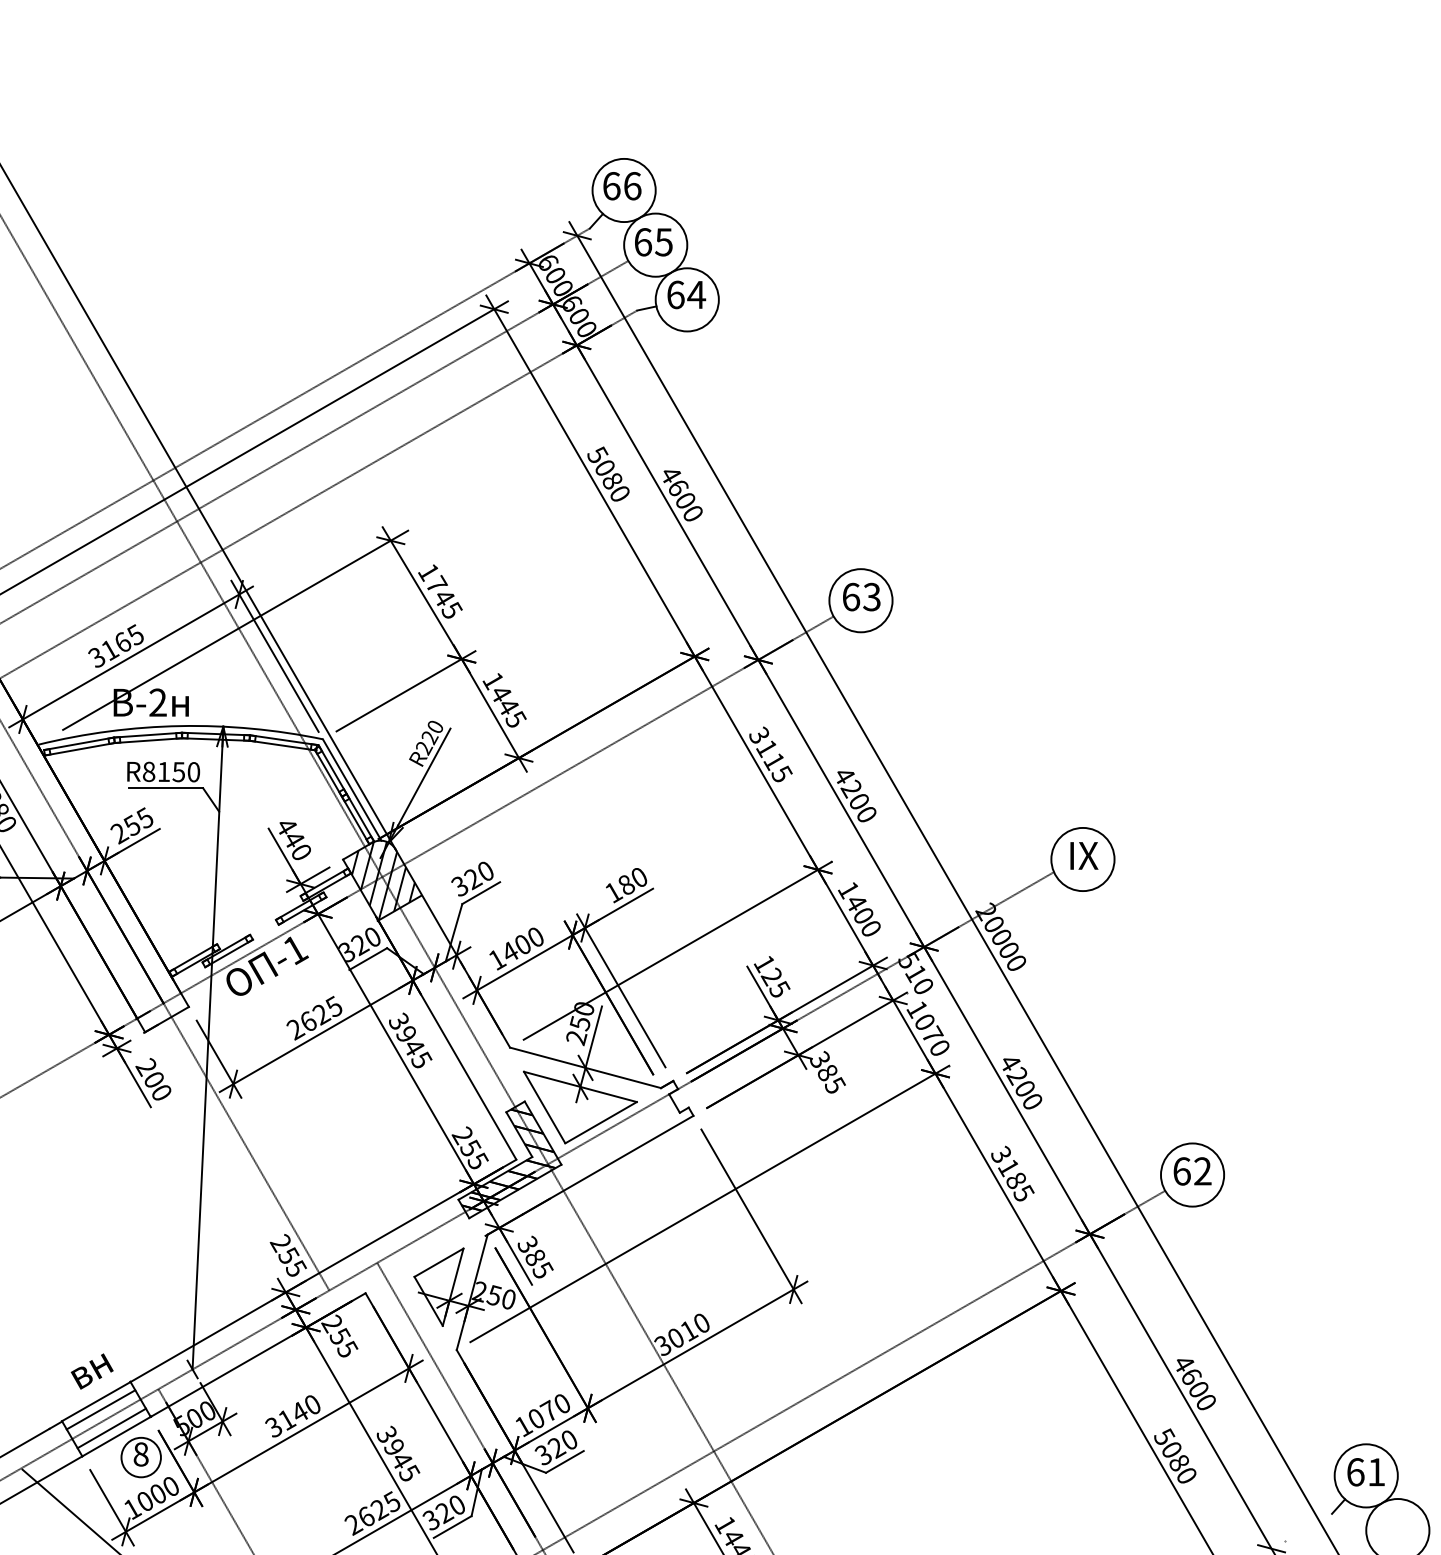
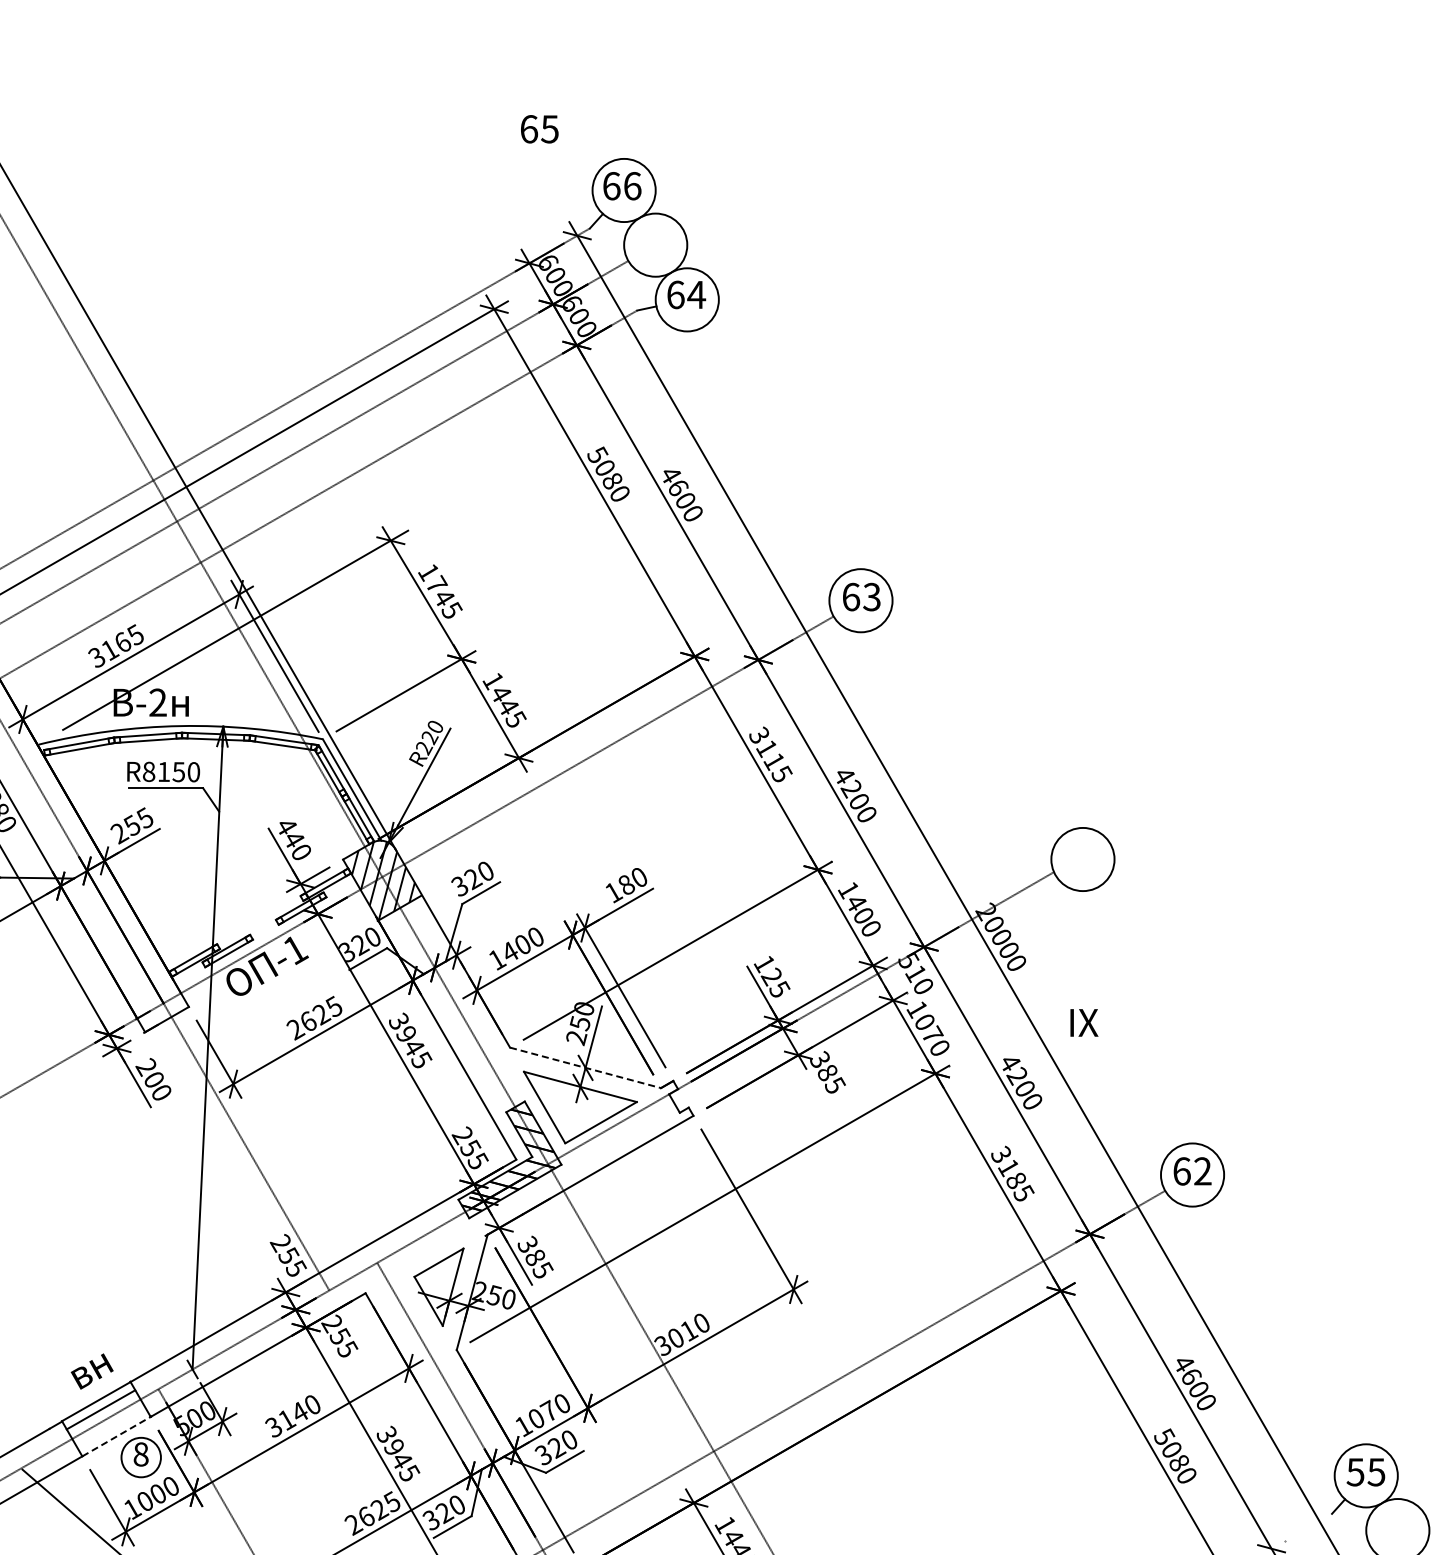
text position: (653, 242) -> (539, 129) (539, 129)
text position: (1084, 855) -> (1084, 1022) (1084, 1022)
line: solid -> dashed (586, 1067)
line: present -> none (111, 1428)
line: solid -> dashed (116, 1436)
text: 61 -> 55 (1365, 1472)
